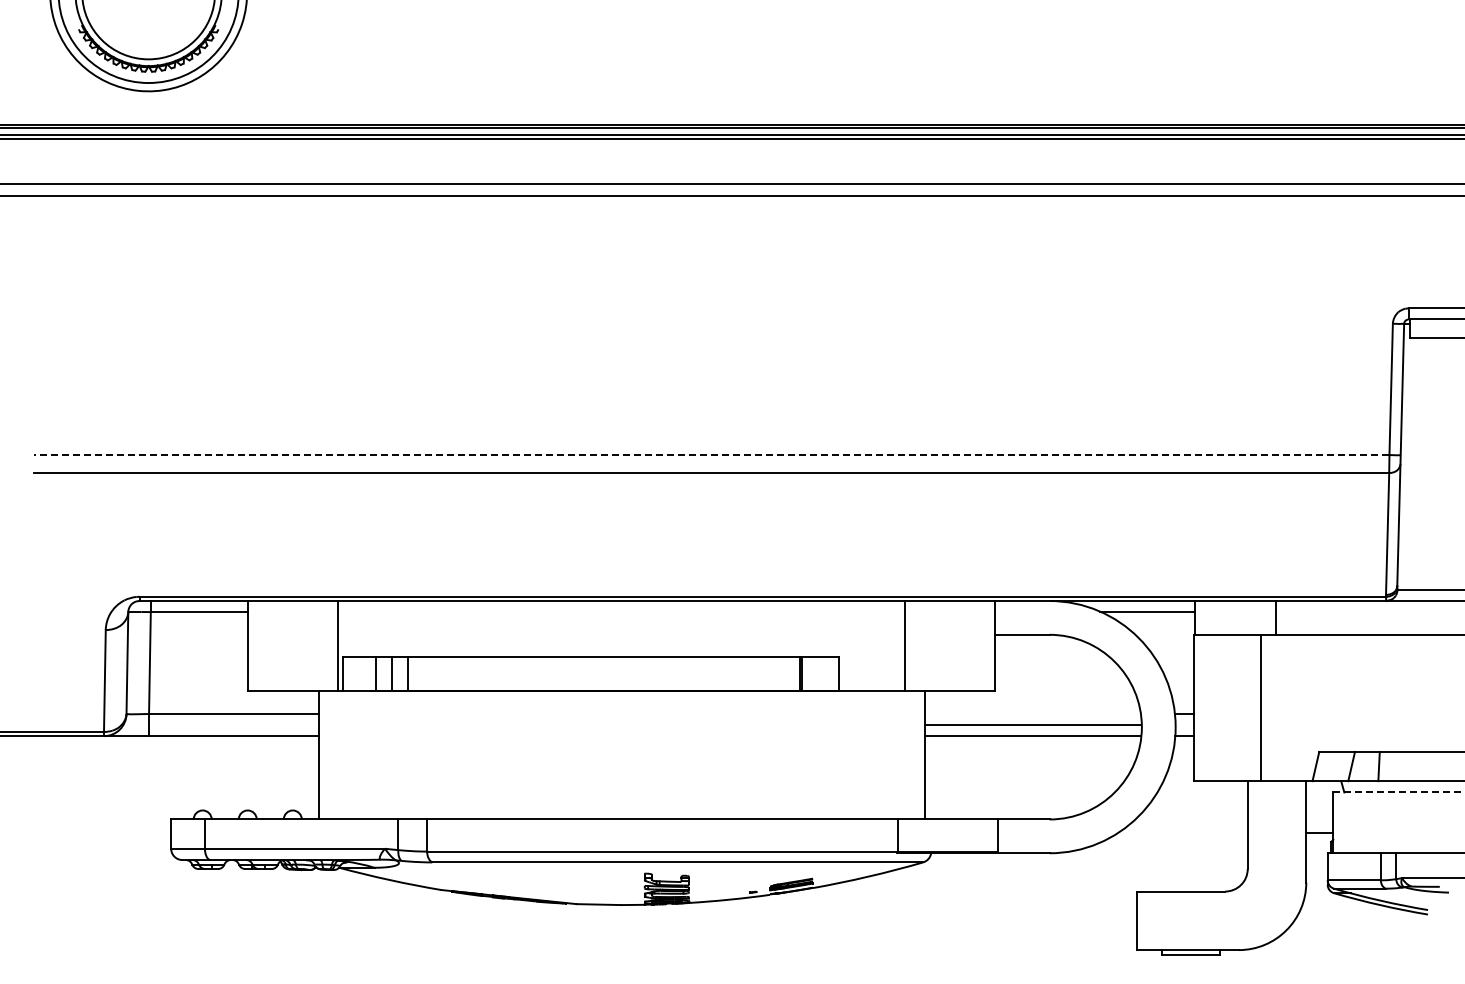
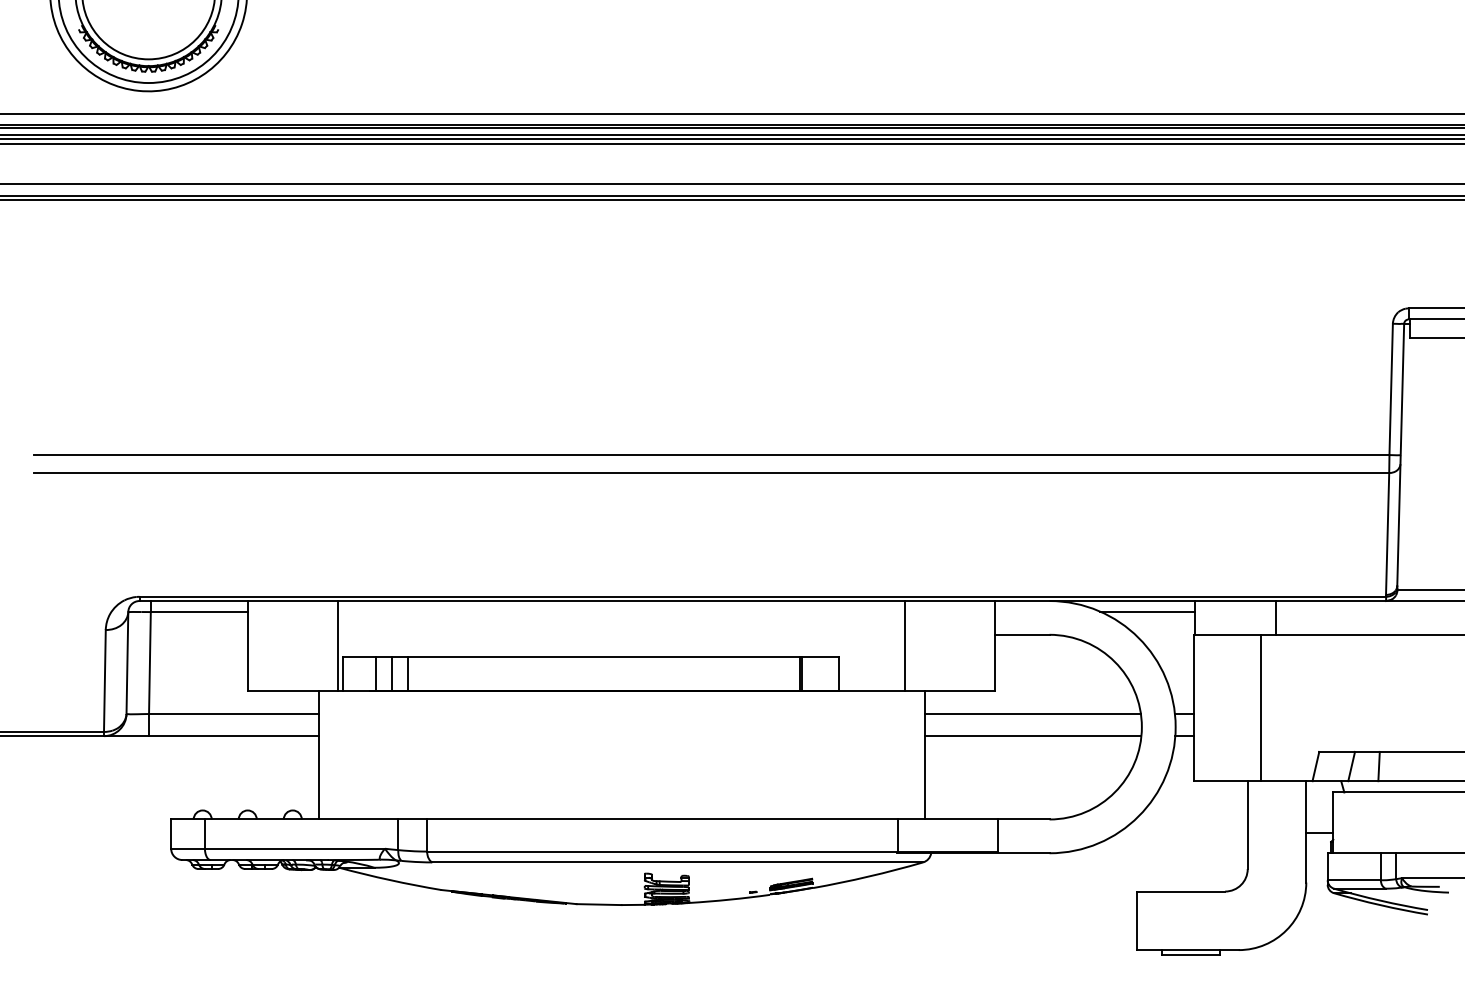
line: none -> present (731, 113)
line: none -> present (731, 143)
line: none -> present (731, 200)
line: dashed -> solid (711, 455)
line position: (1032, 725) -> (1032, 714) (1032, 714)
line: dashed -> solid (1398, 792)
